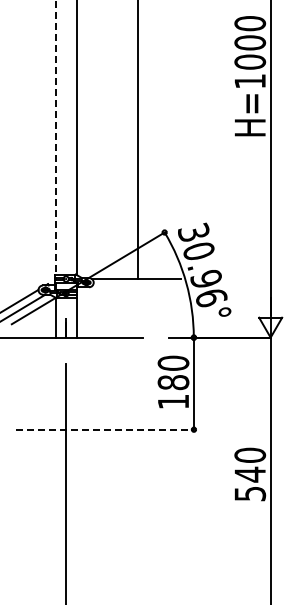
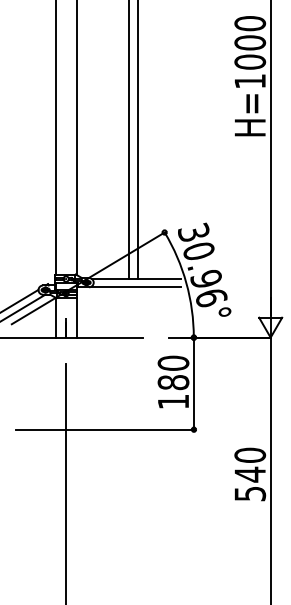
line: dashed -> solid (55, 137)
line: none -> present (129, 140)
line: none -> present (135, 286)
line: dashed -> solid (105, 429)
